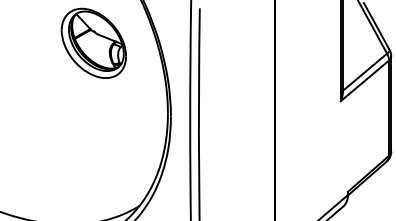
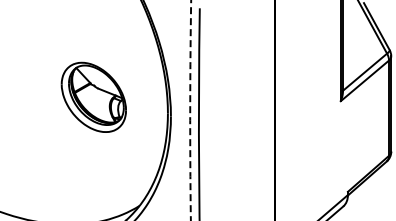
part position: (93, 42) -> (93, 96) (93, 96)
arc: solid -> dashed (190, 110)
